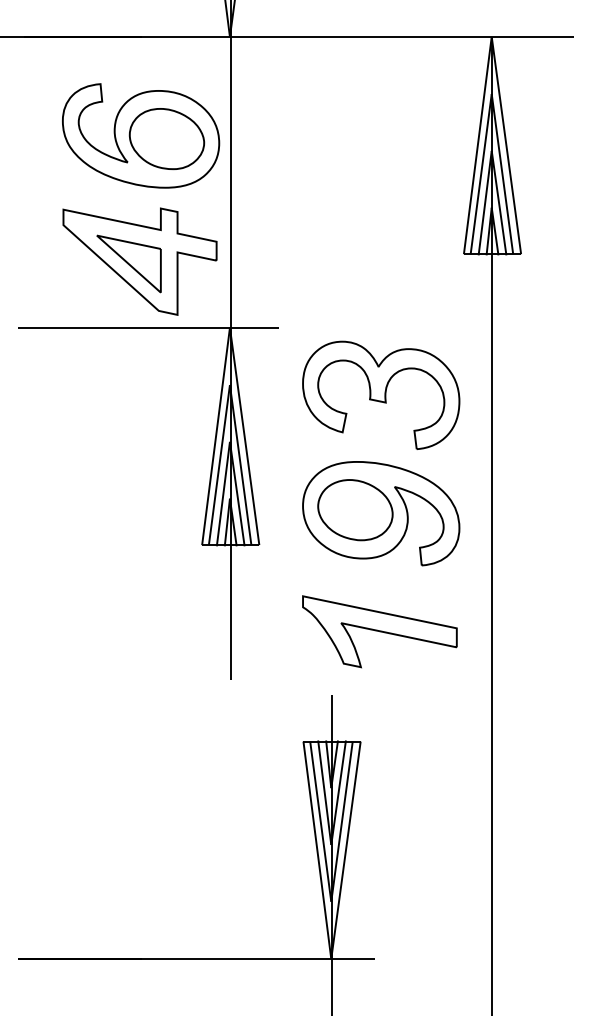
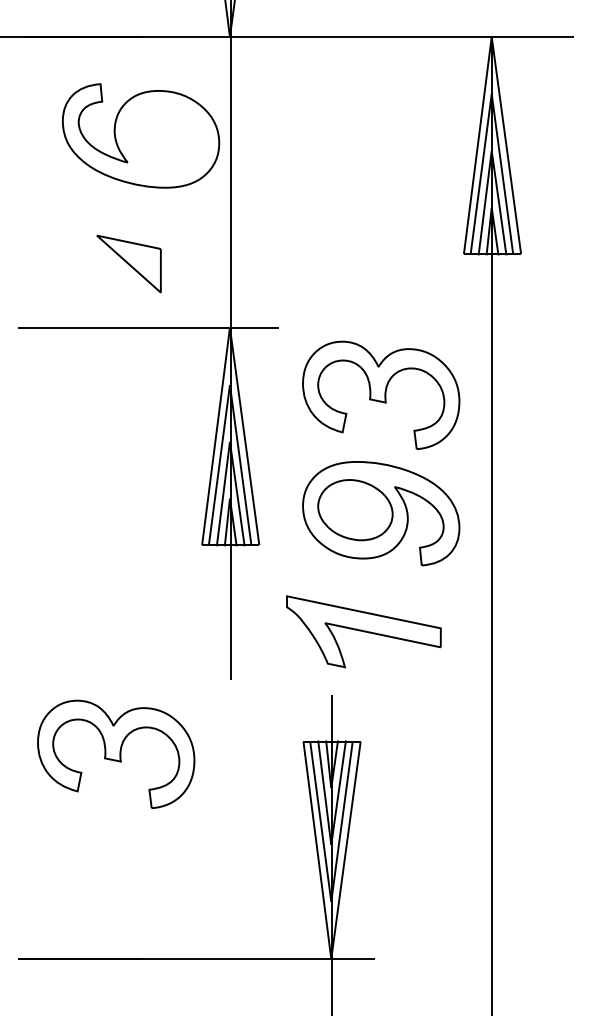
part: present -> none (166, 139)
part: present -> none (139, 261)
part position: (379, 631) -> (363, 631) (363, 631)
part: none -> present (116, 753)
